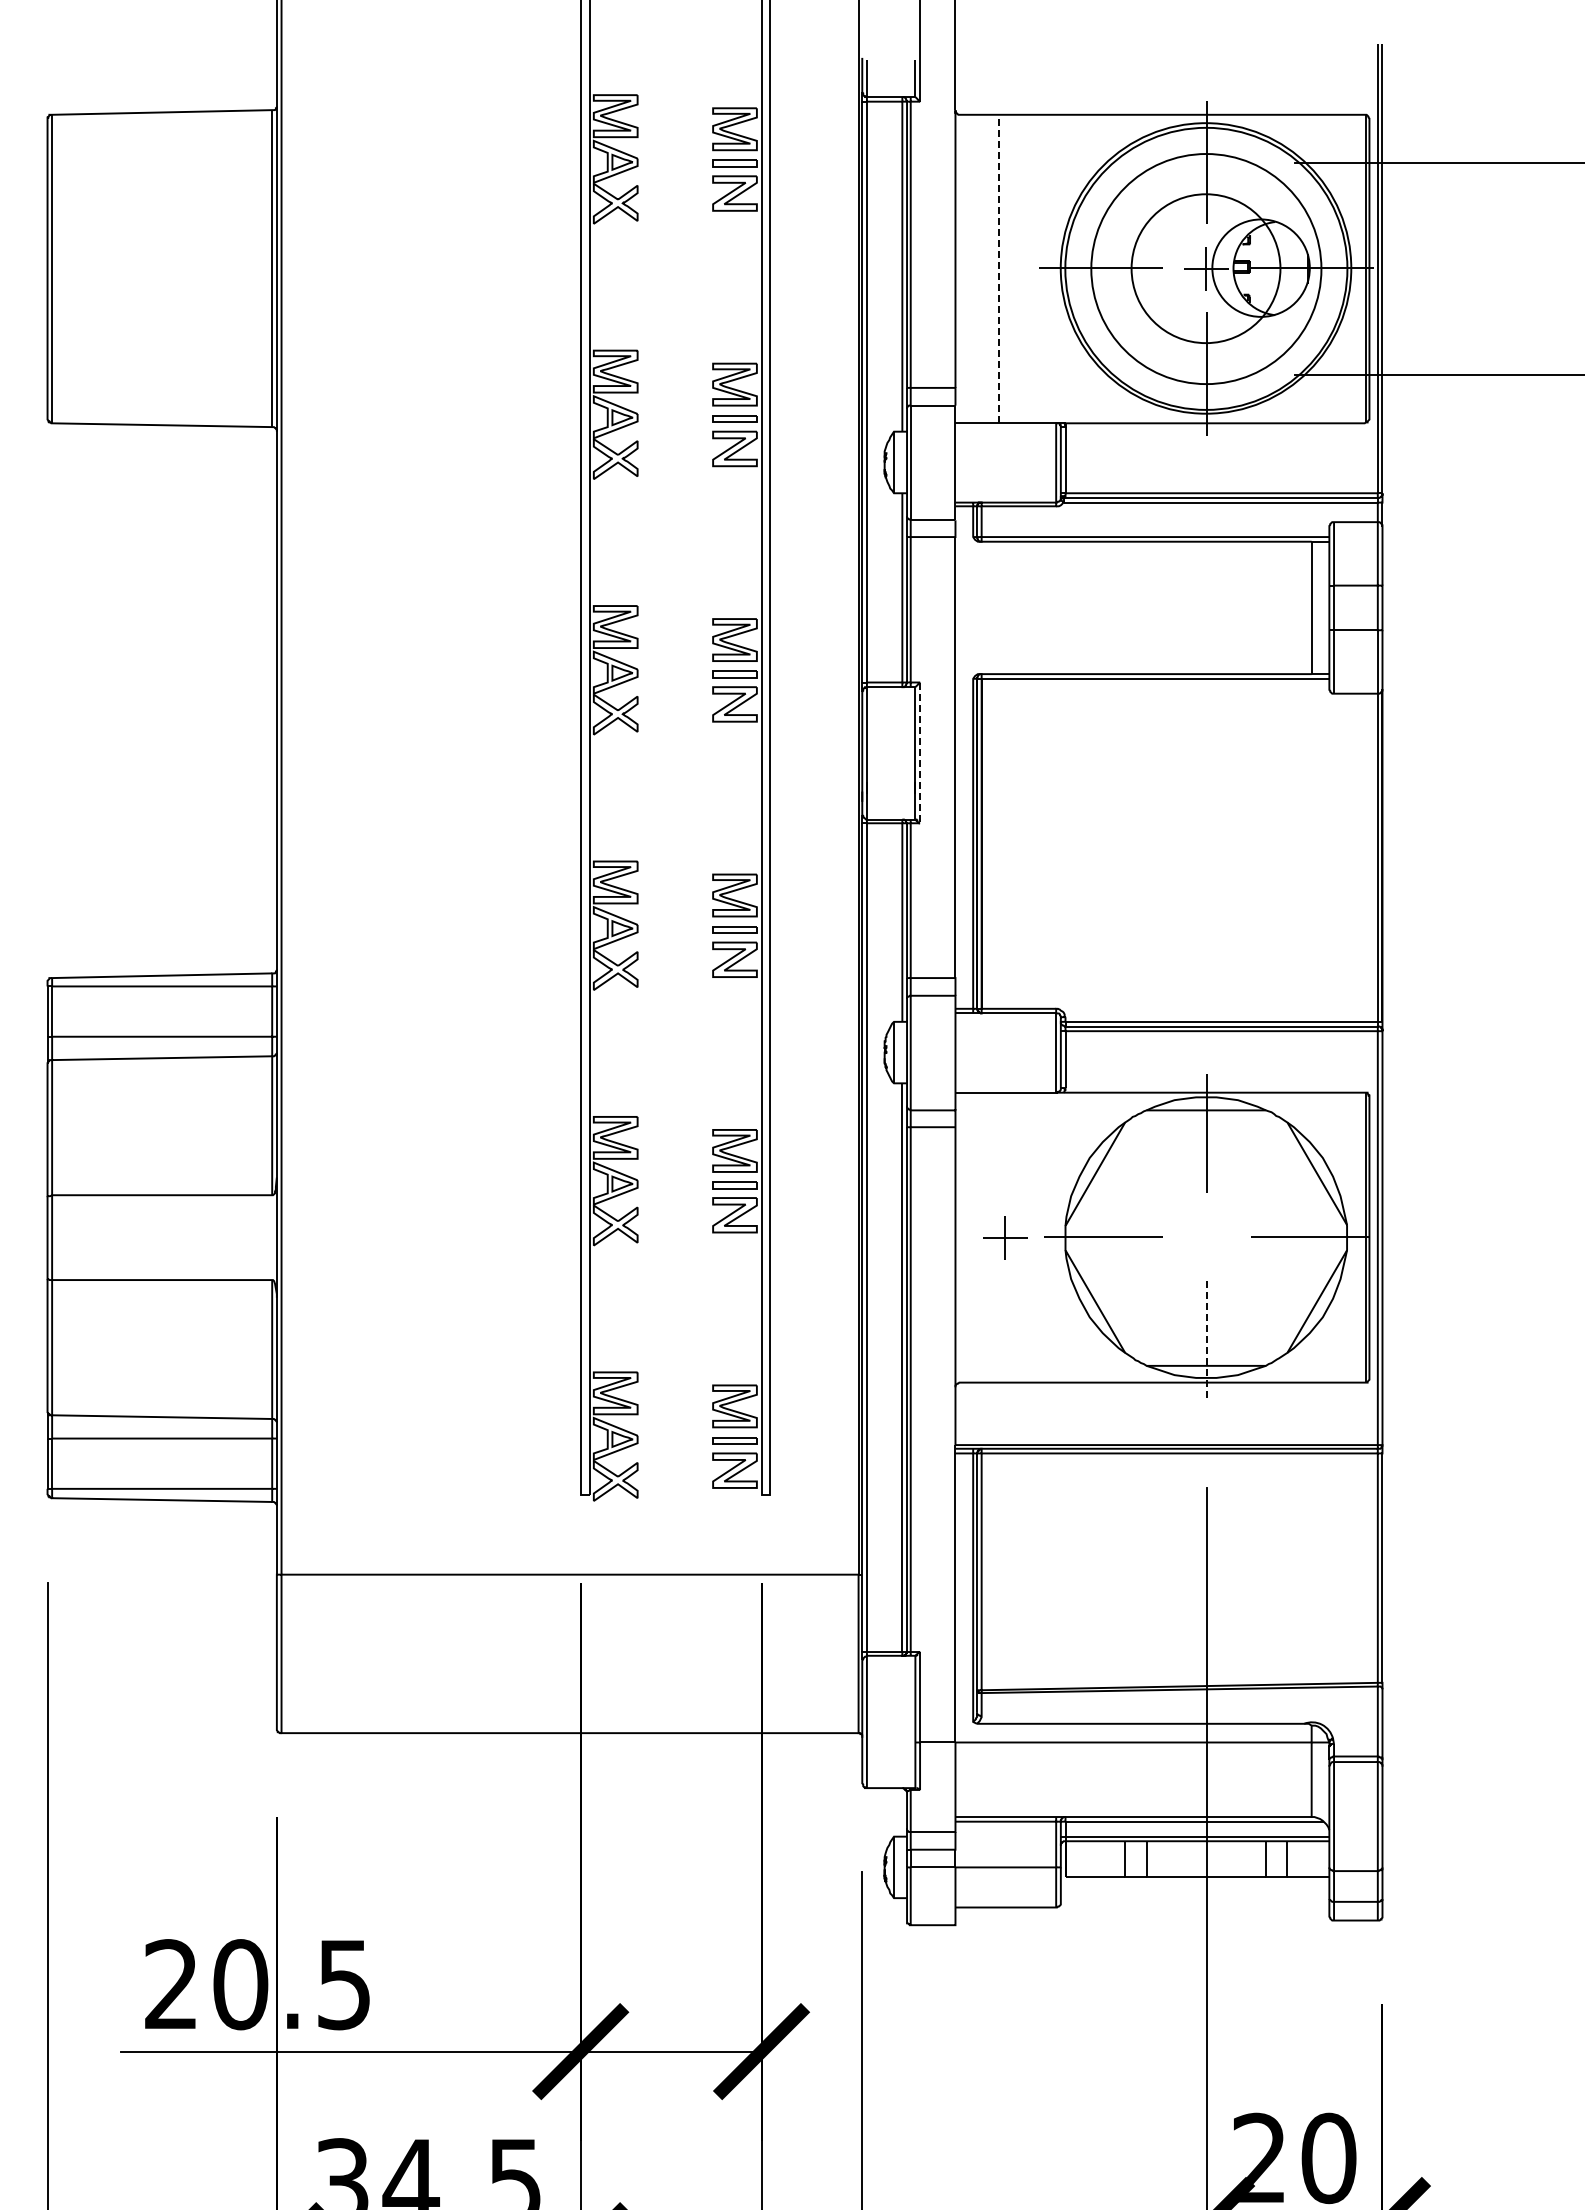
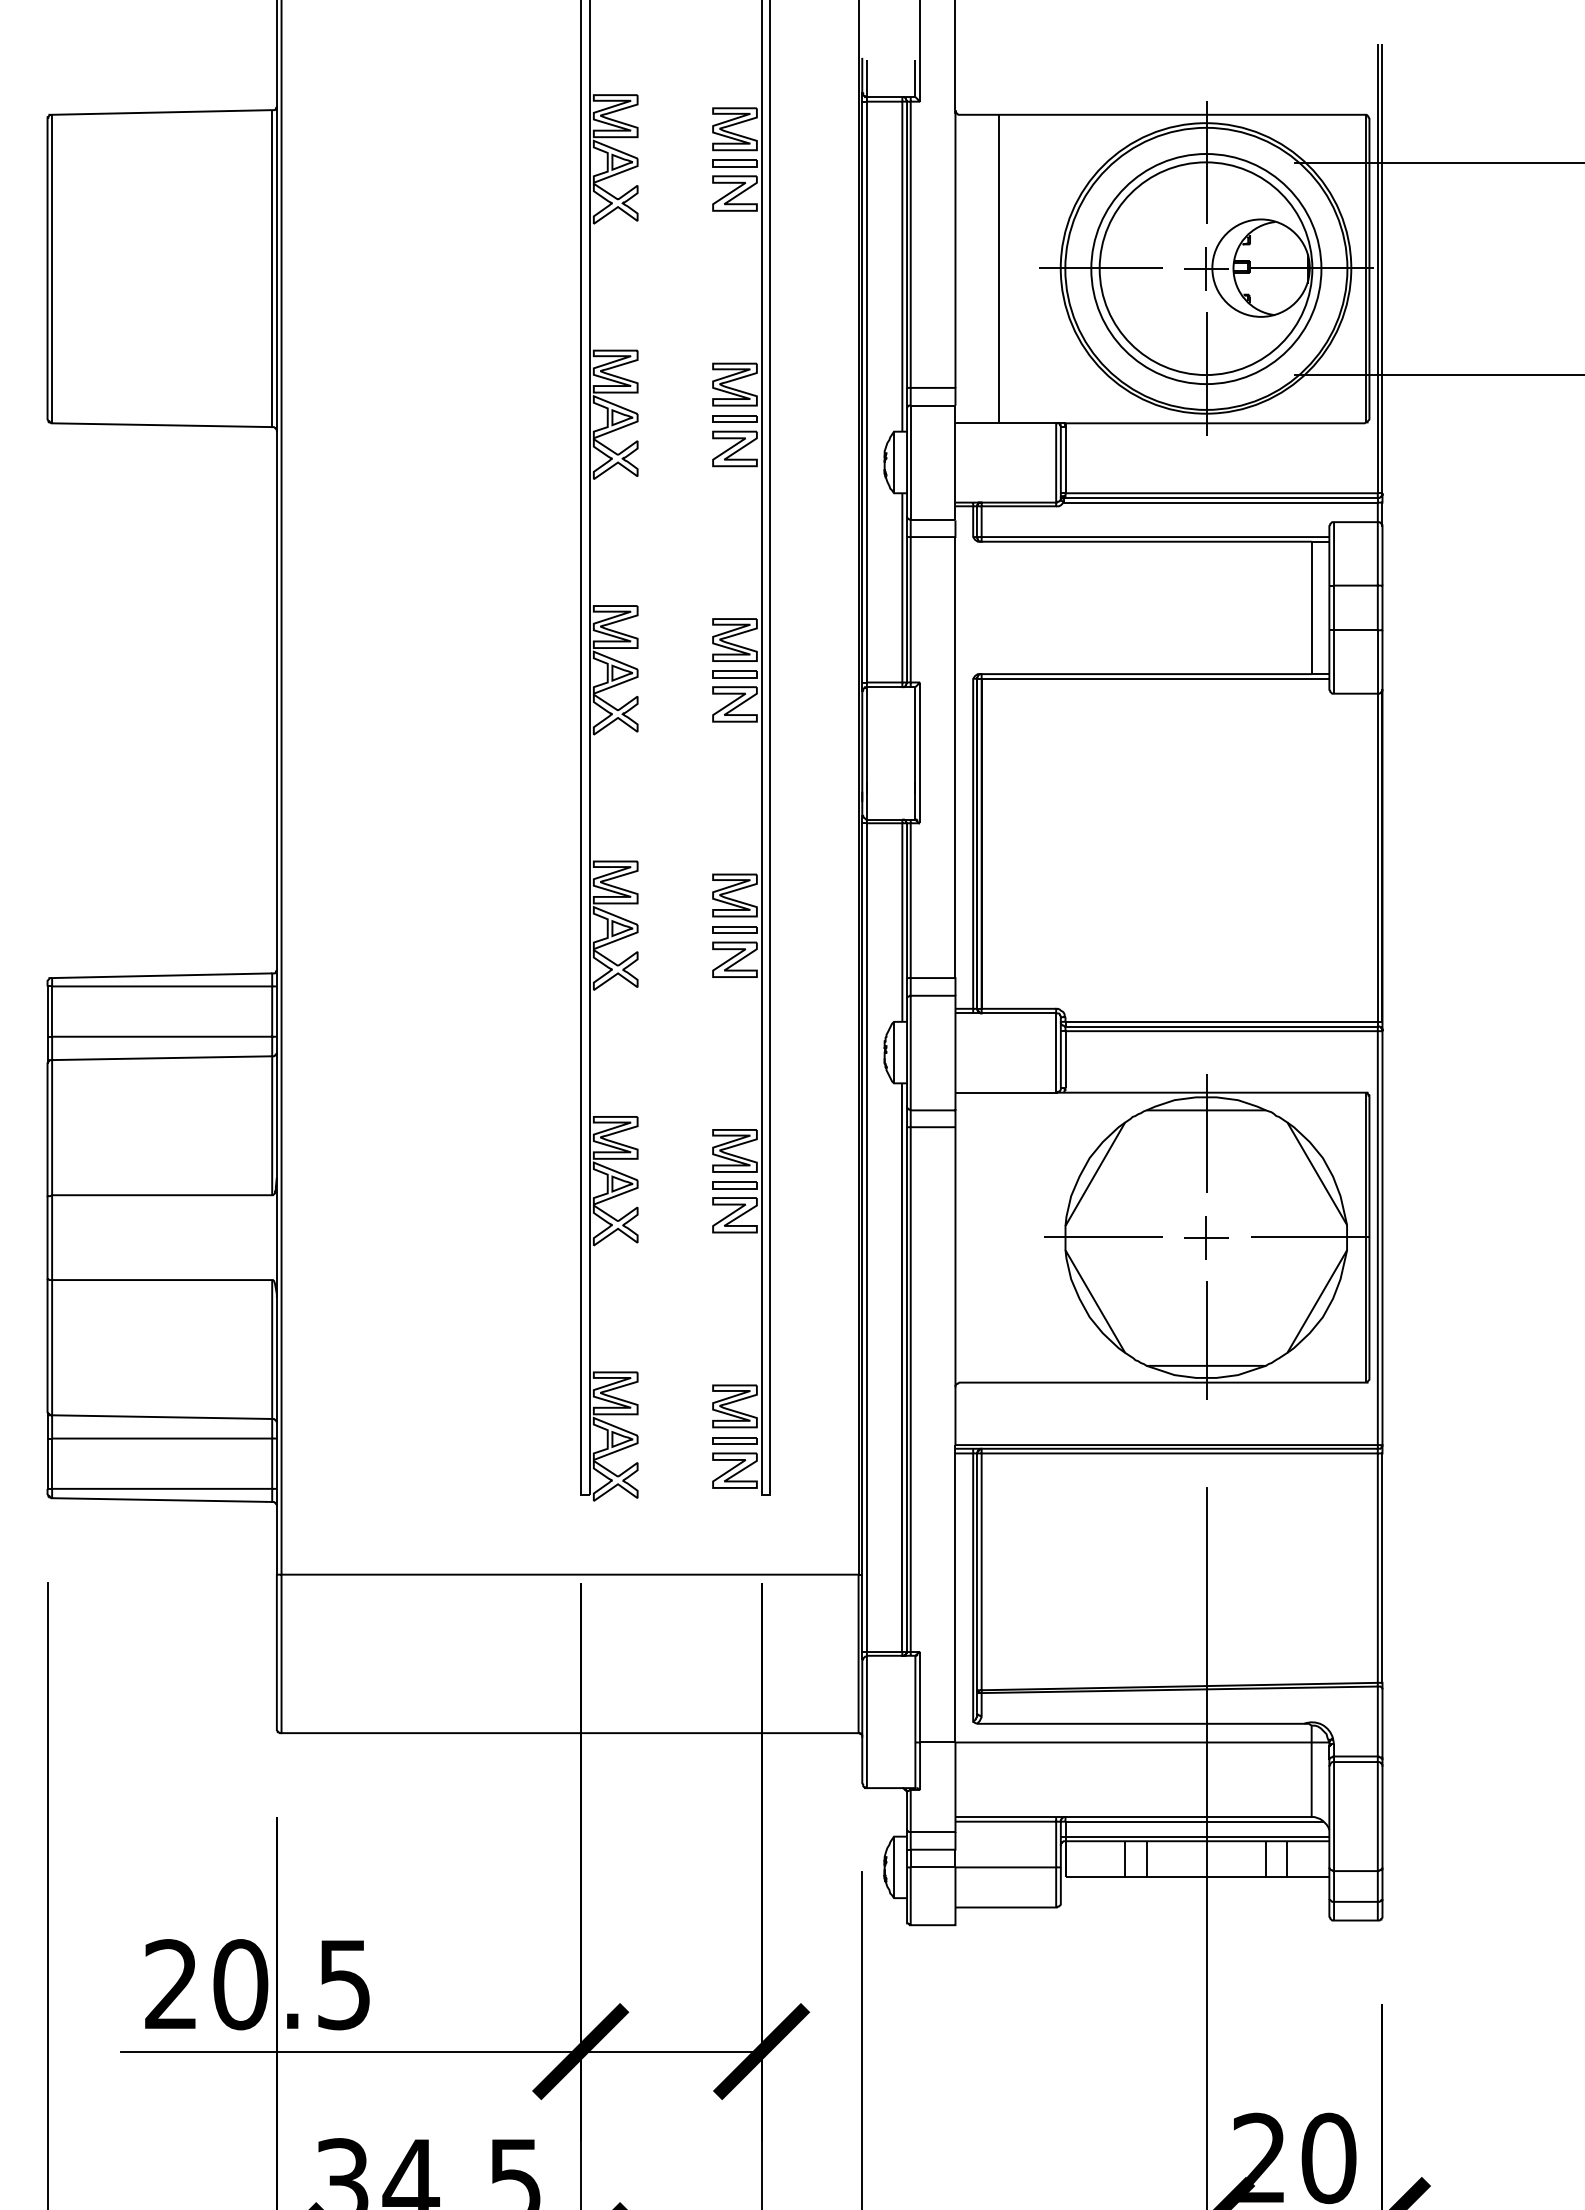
line: dashed -> solid (999, 268)
circle diameter: 149 px -> 213 px (1205, 268)
line: dashed -> solid (920, 753)
part position: (1005, 1237) -> (1206, 1237) (1206, 1237)
line: dashed -> solid (1206, 1341)
